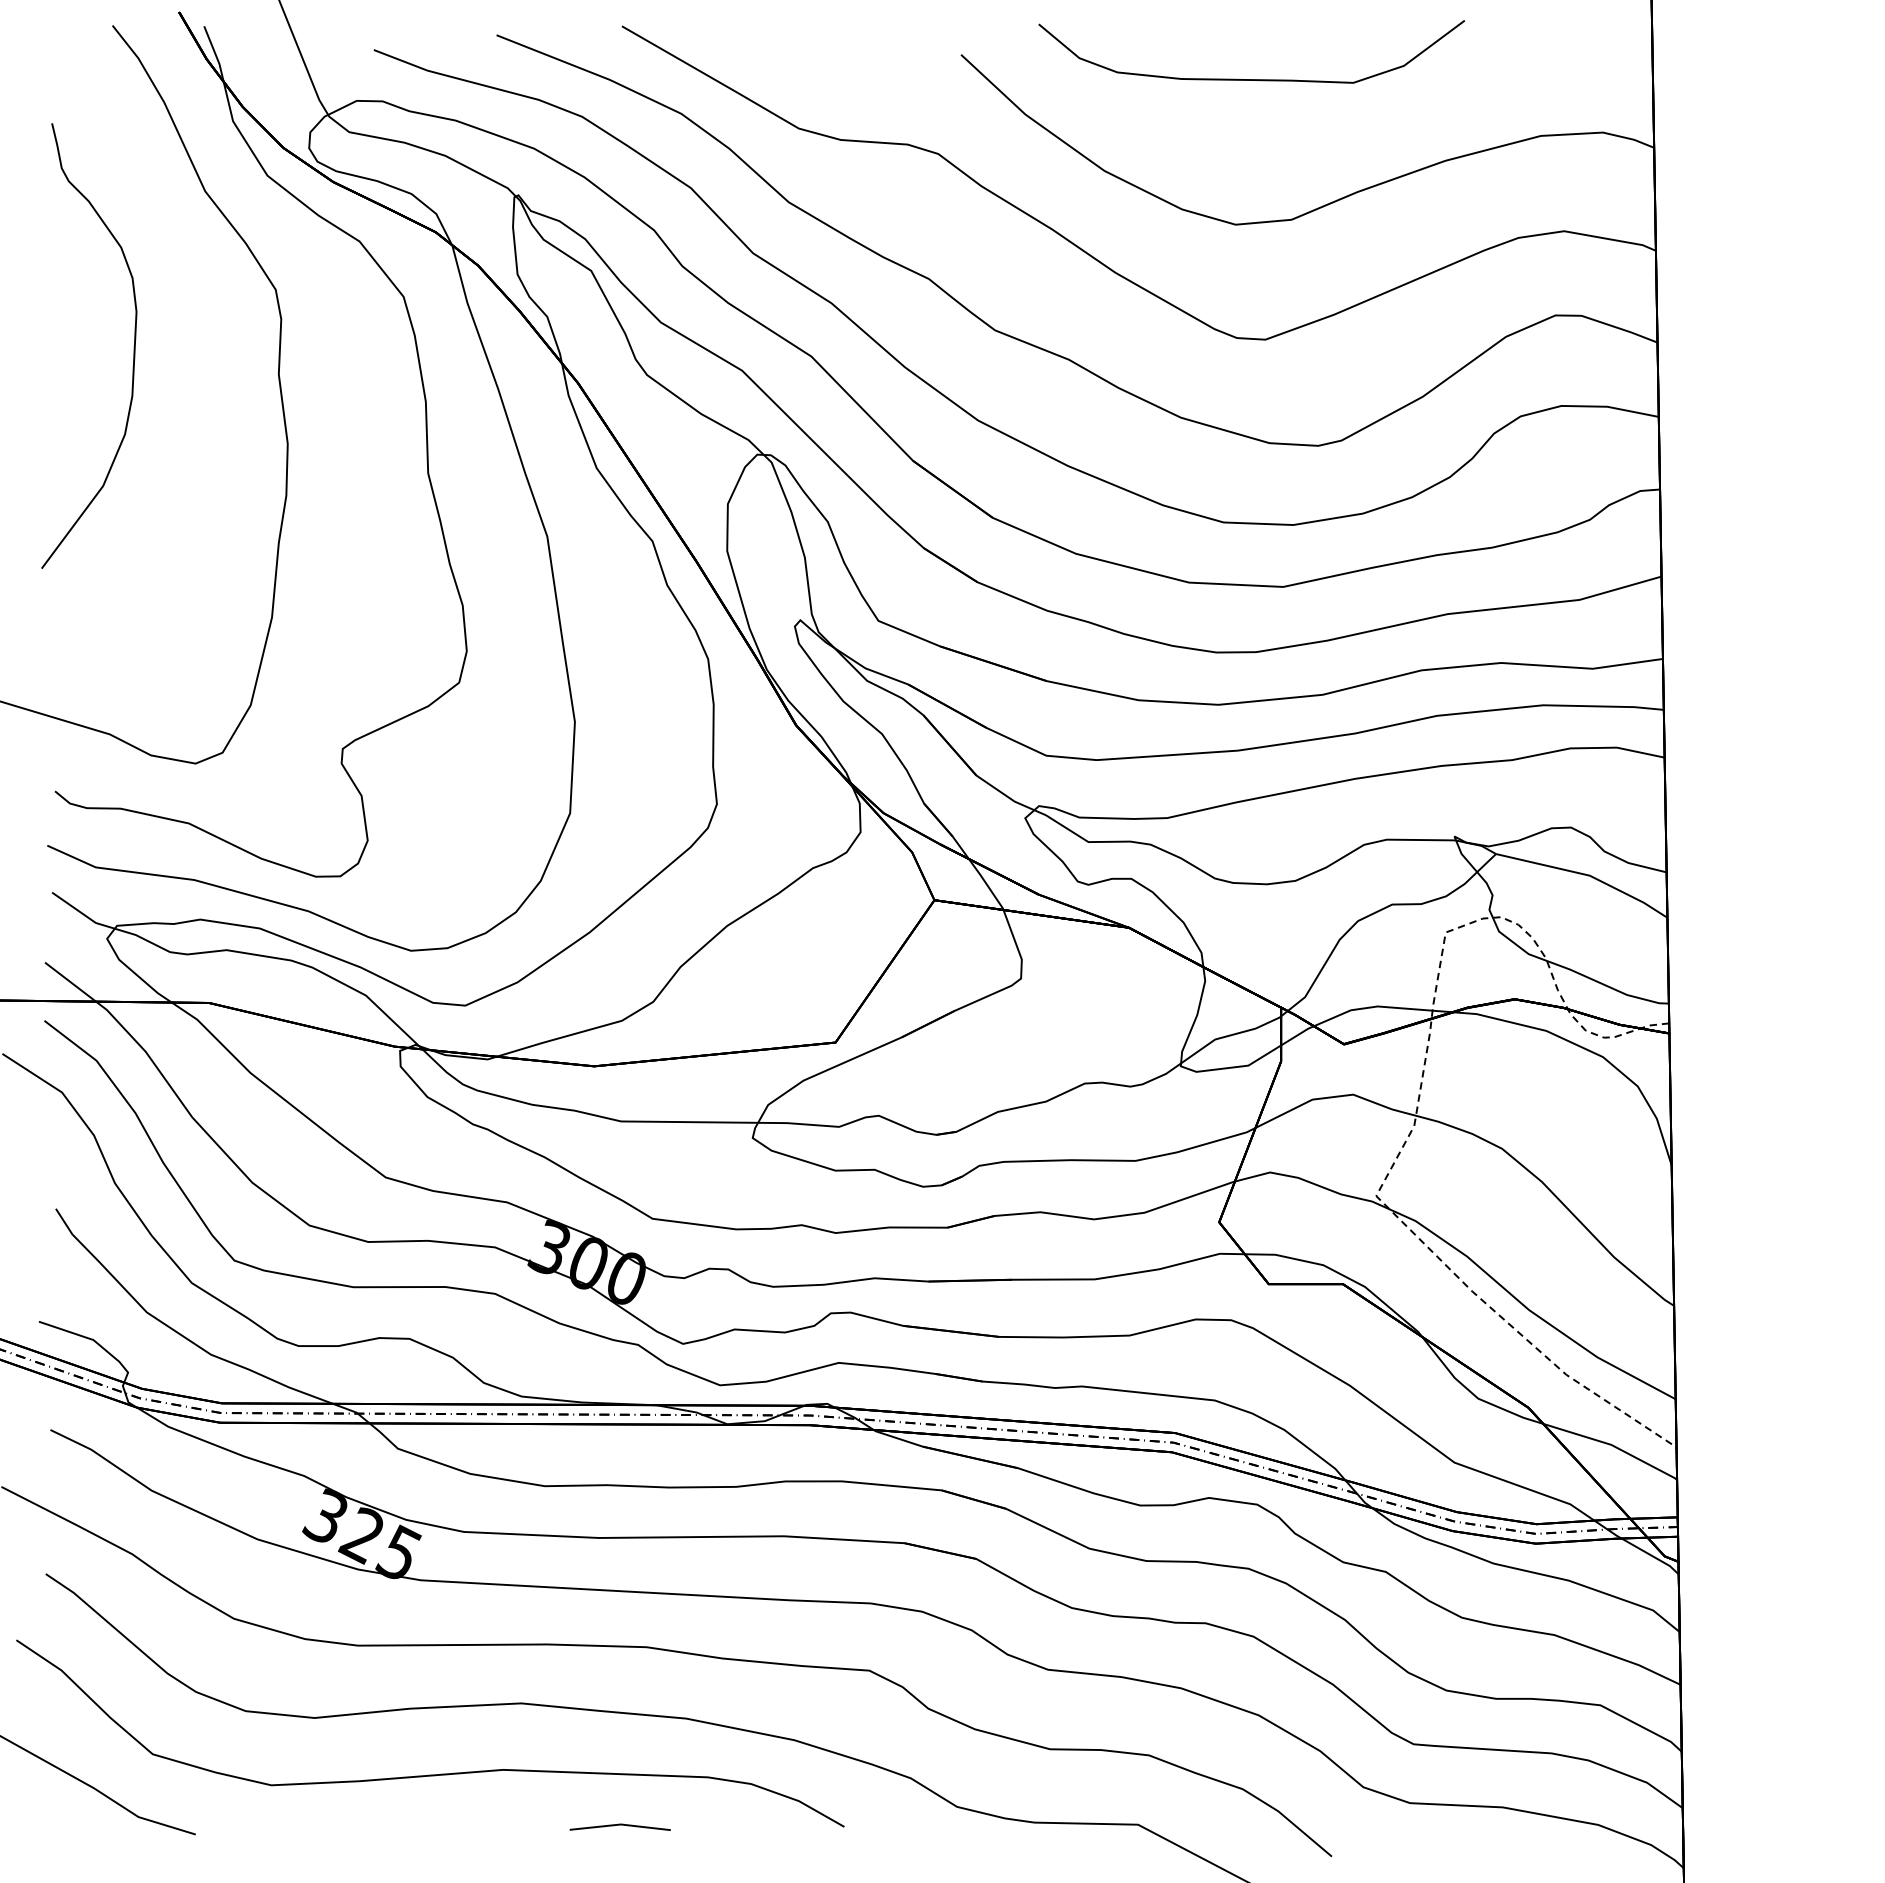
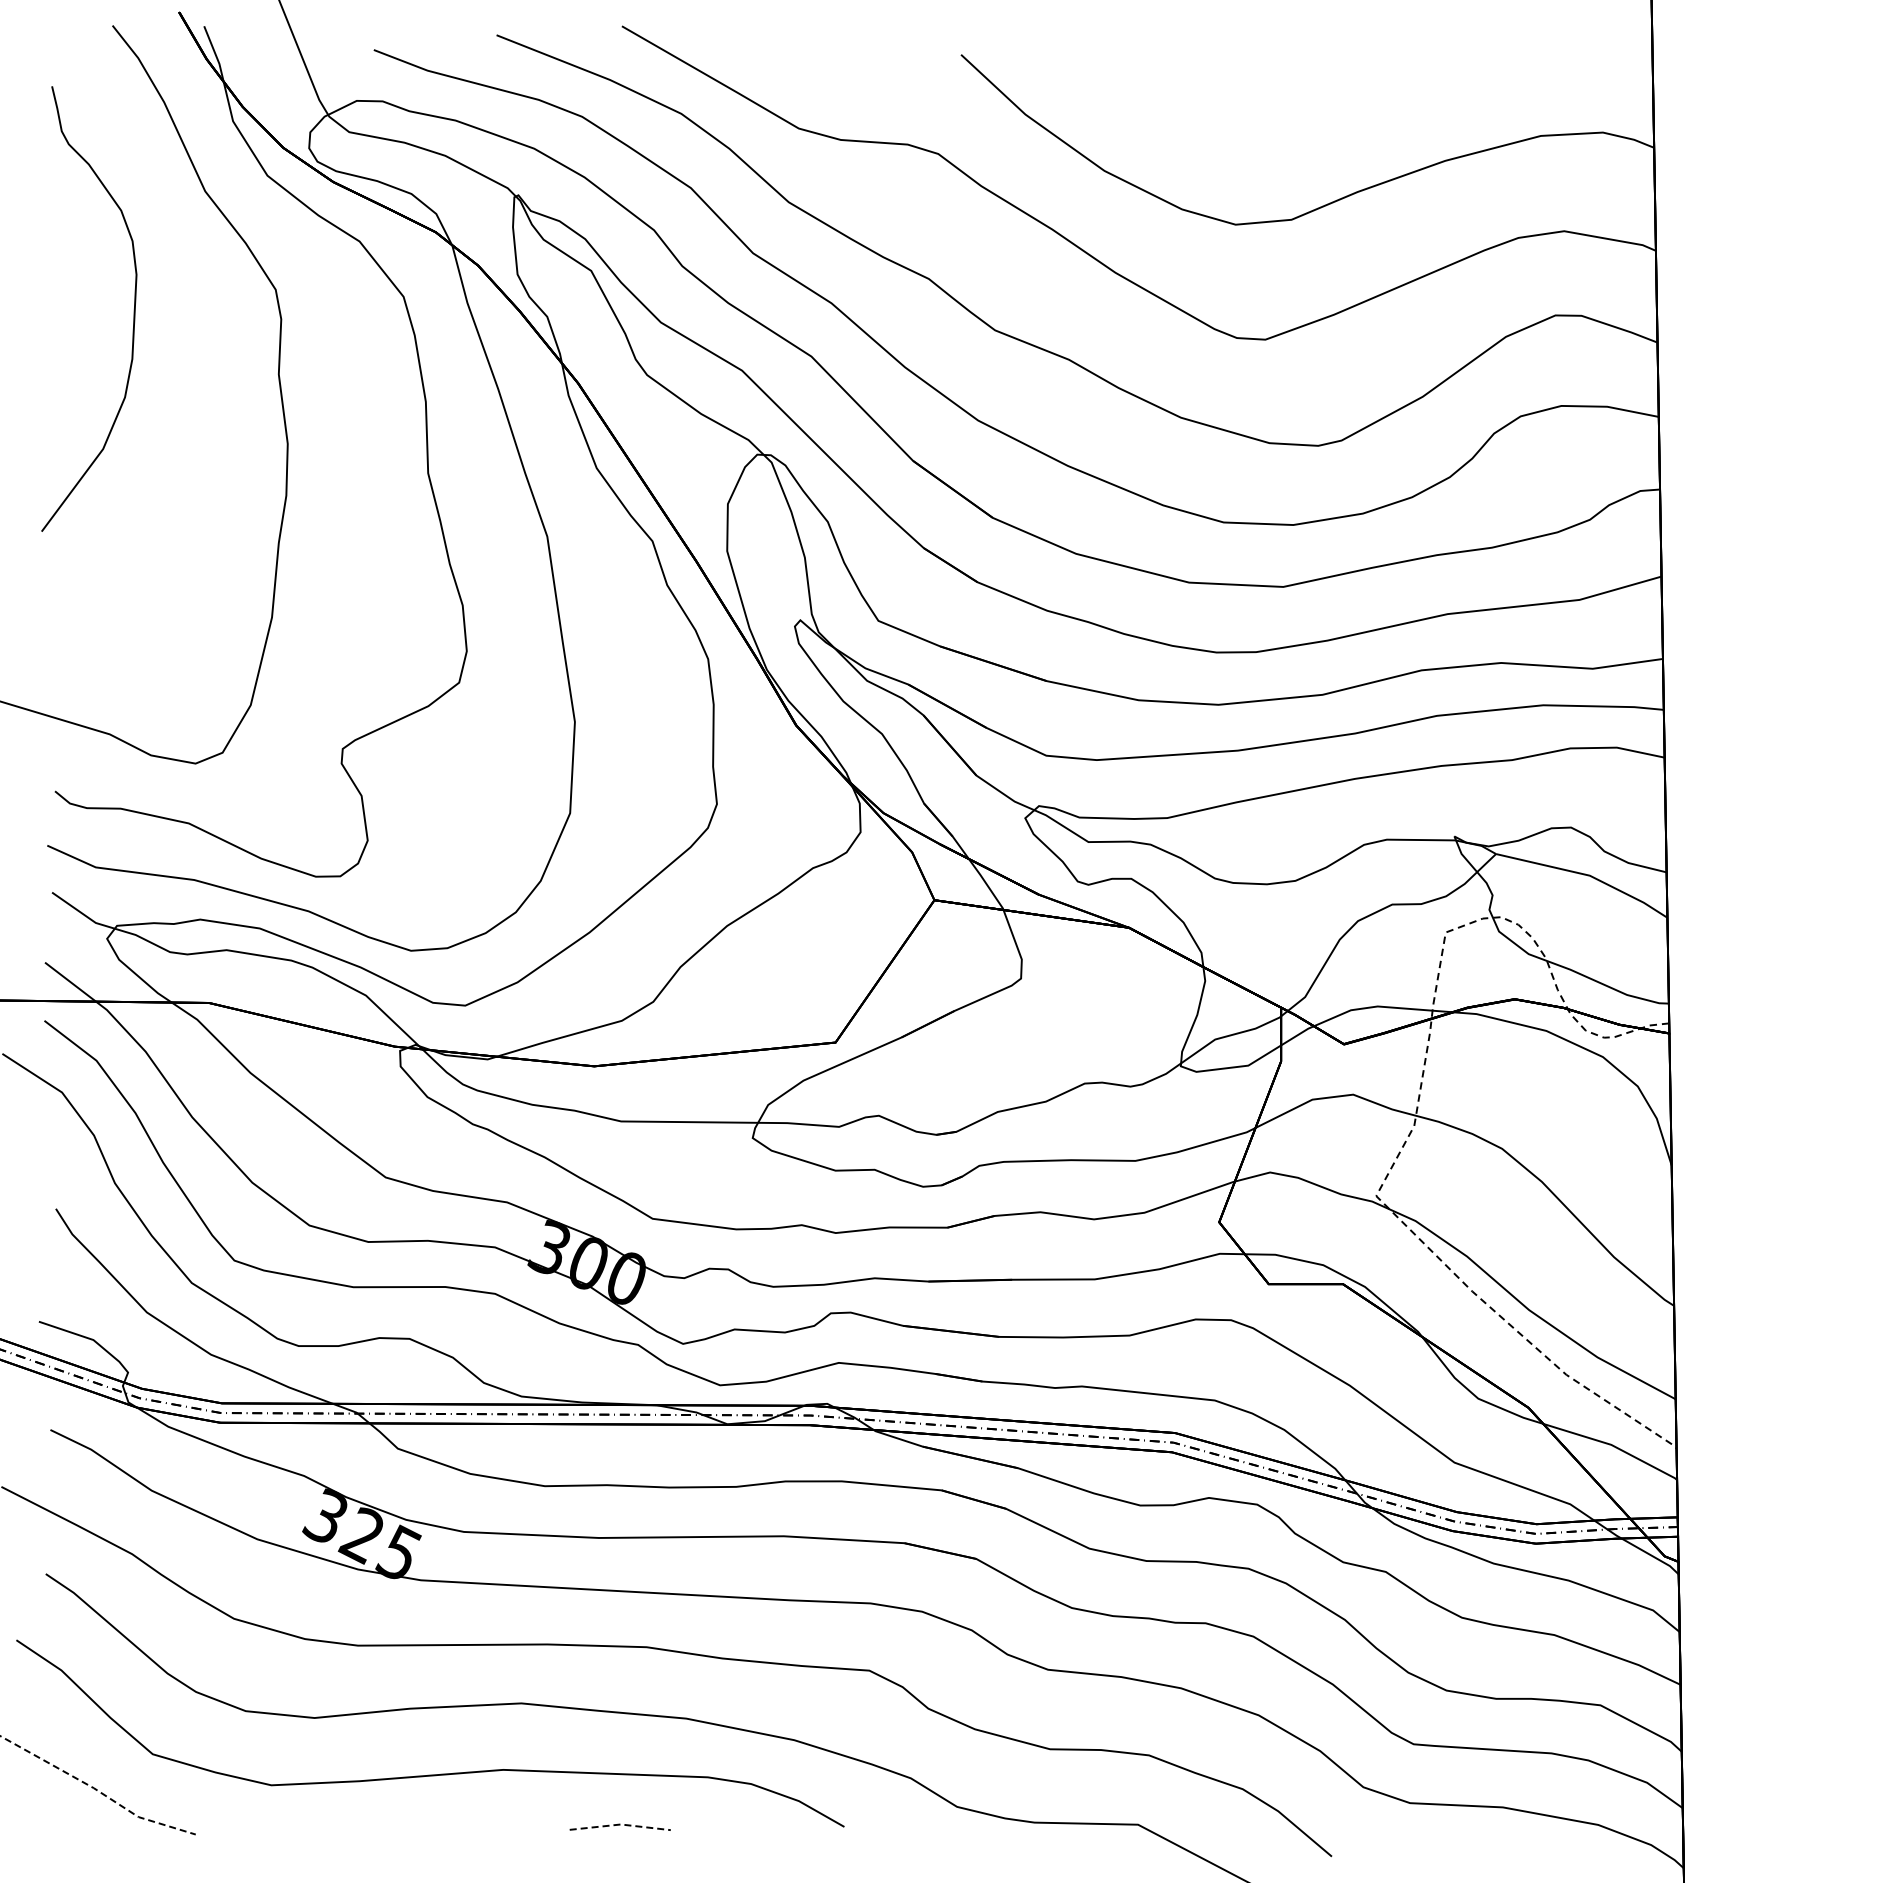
curve: present -> none (1251, 79)
curve position: (133, 346) -> (133, 309) (133, 309)
line: solid -> dashed (97, 1790)
line: solid -> dashed (620, 1824)
